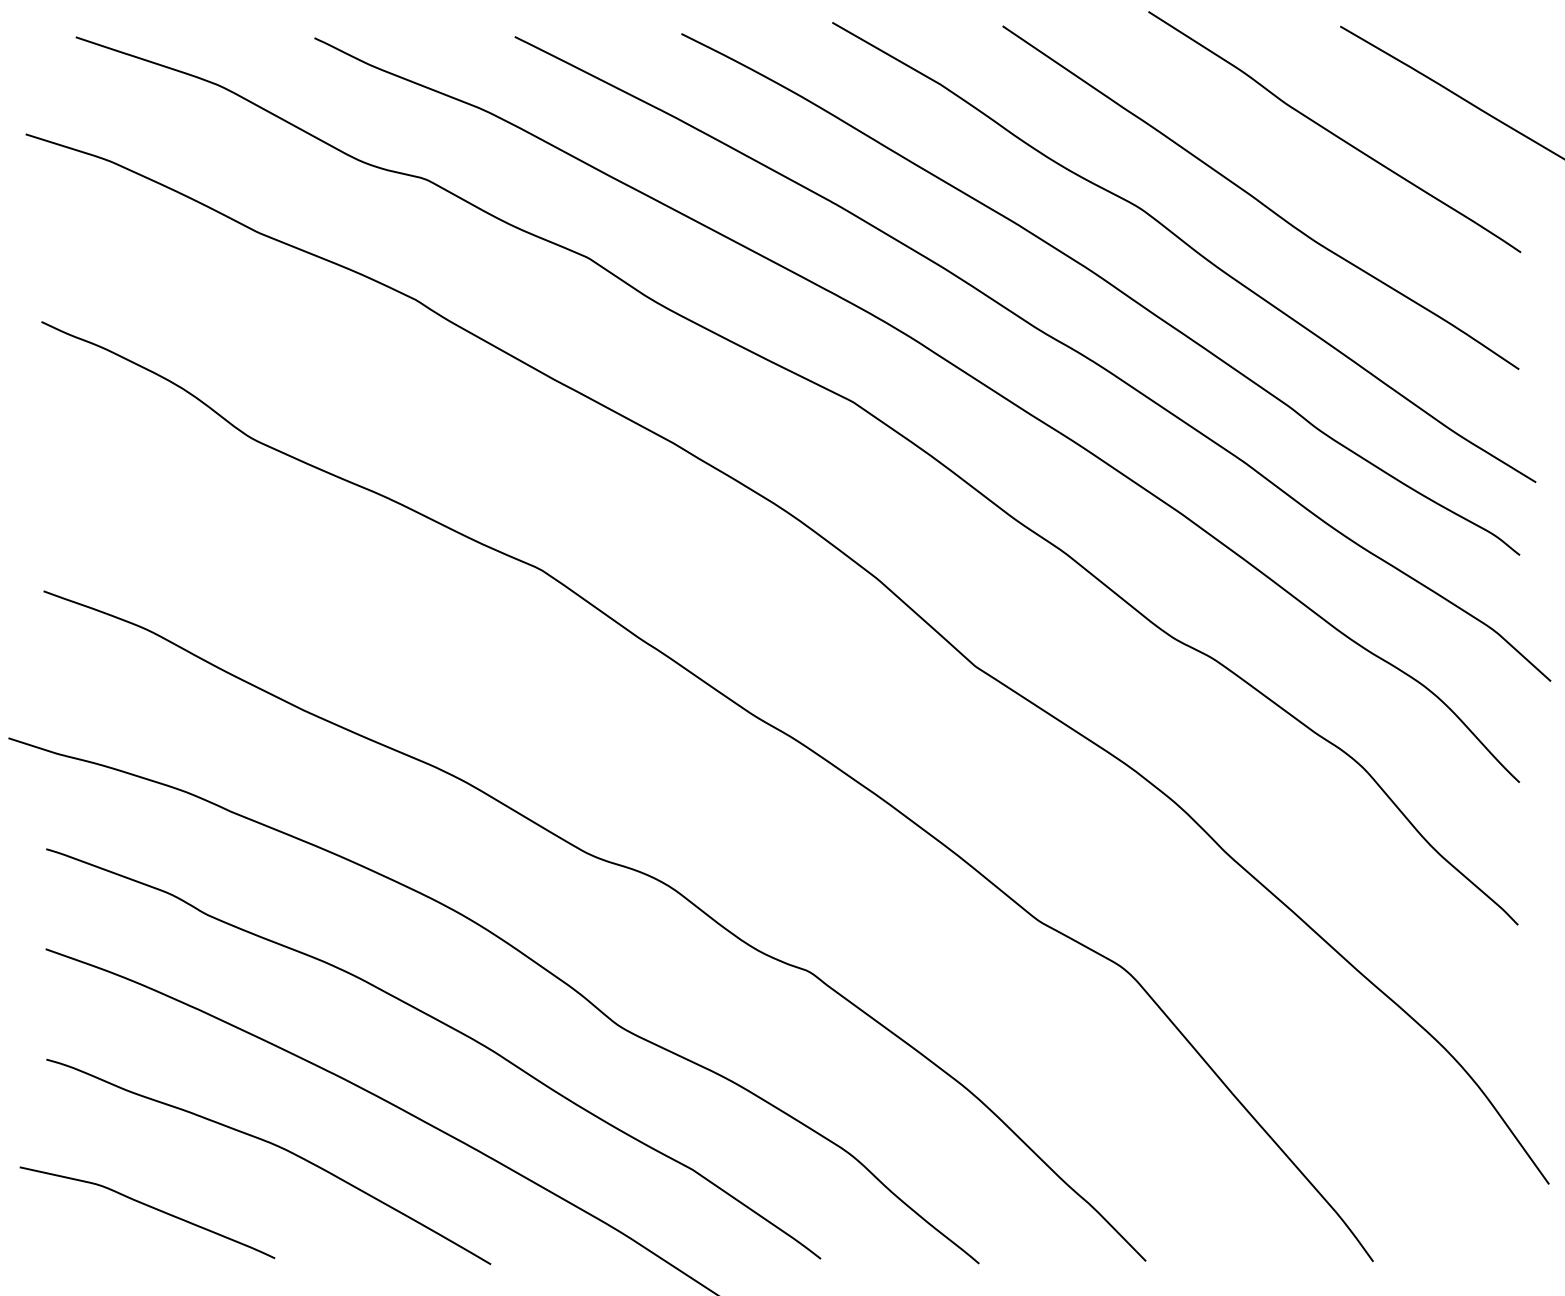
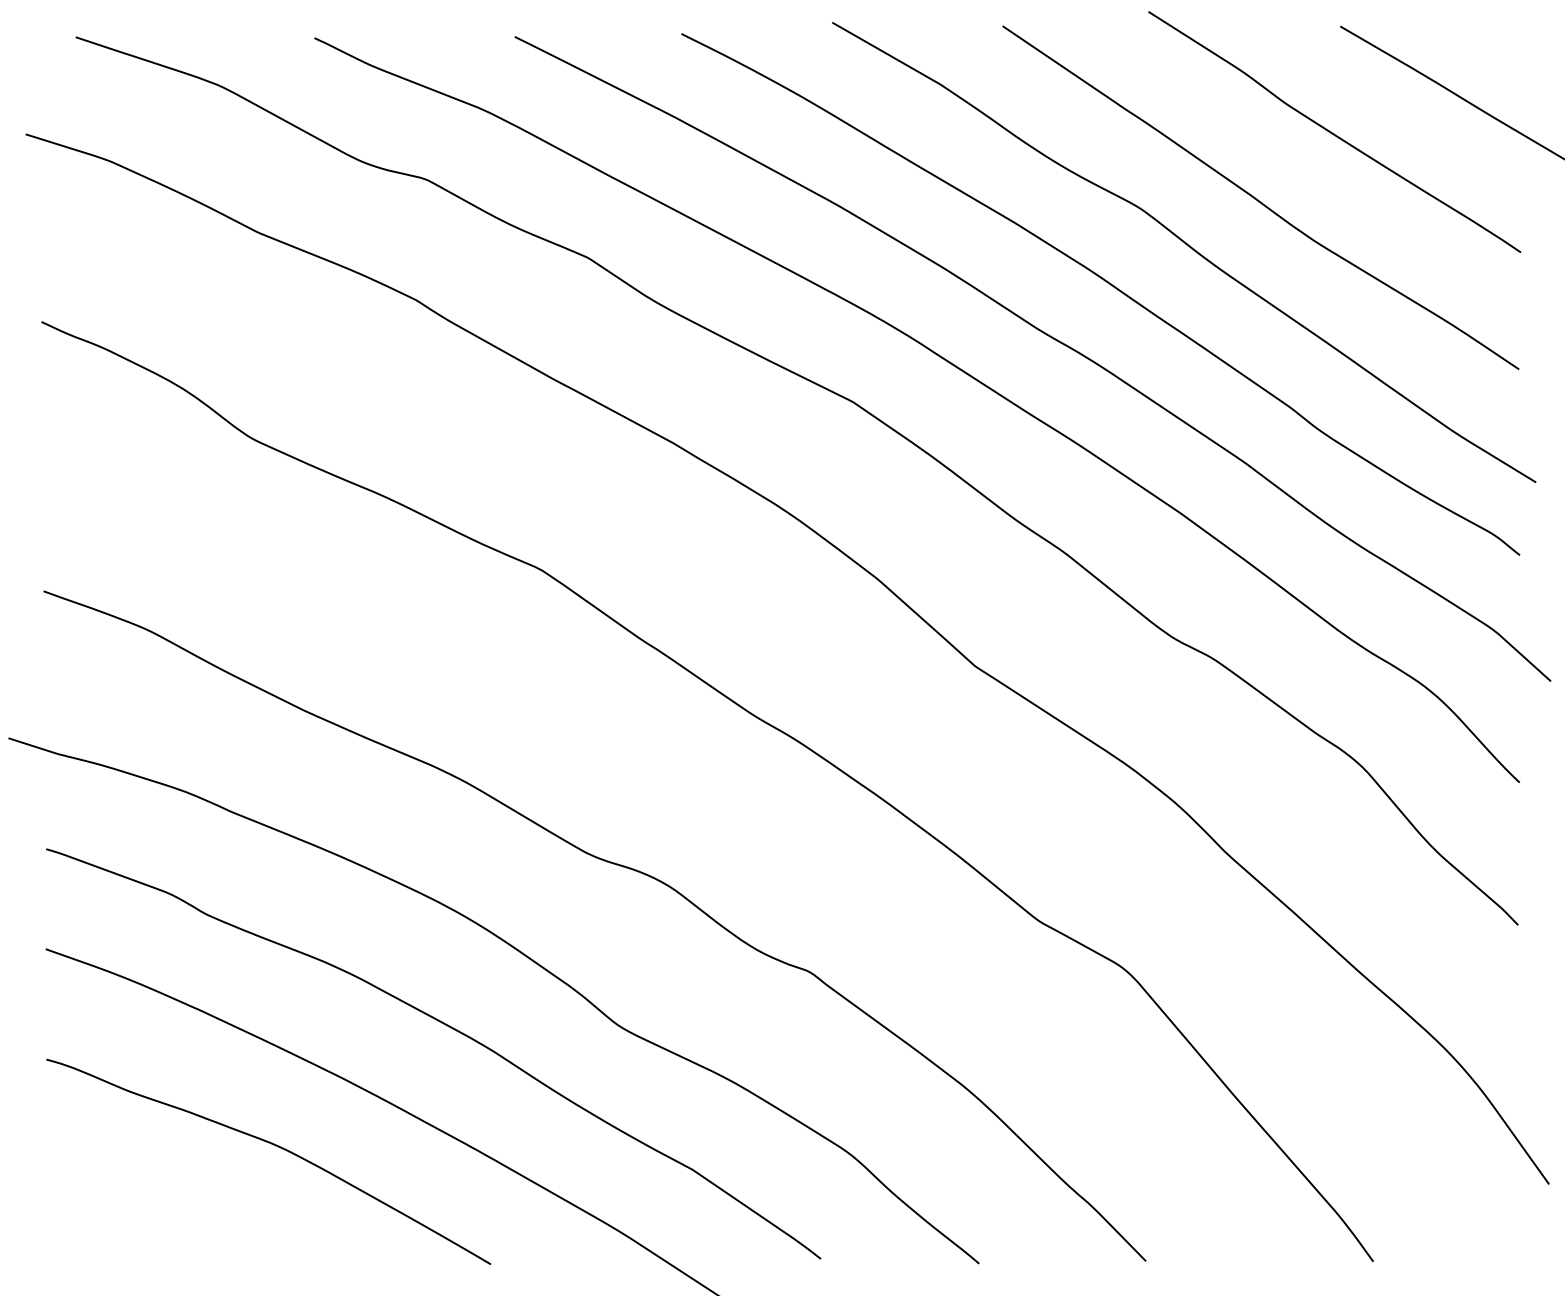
curve: present -> none (149, 1207)
